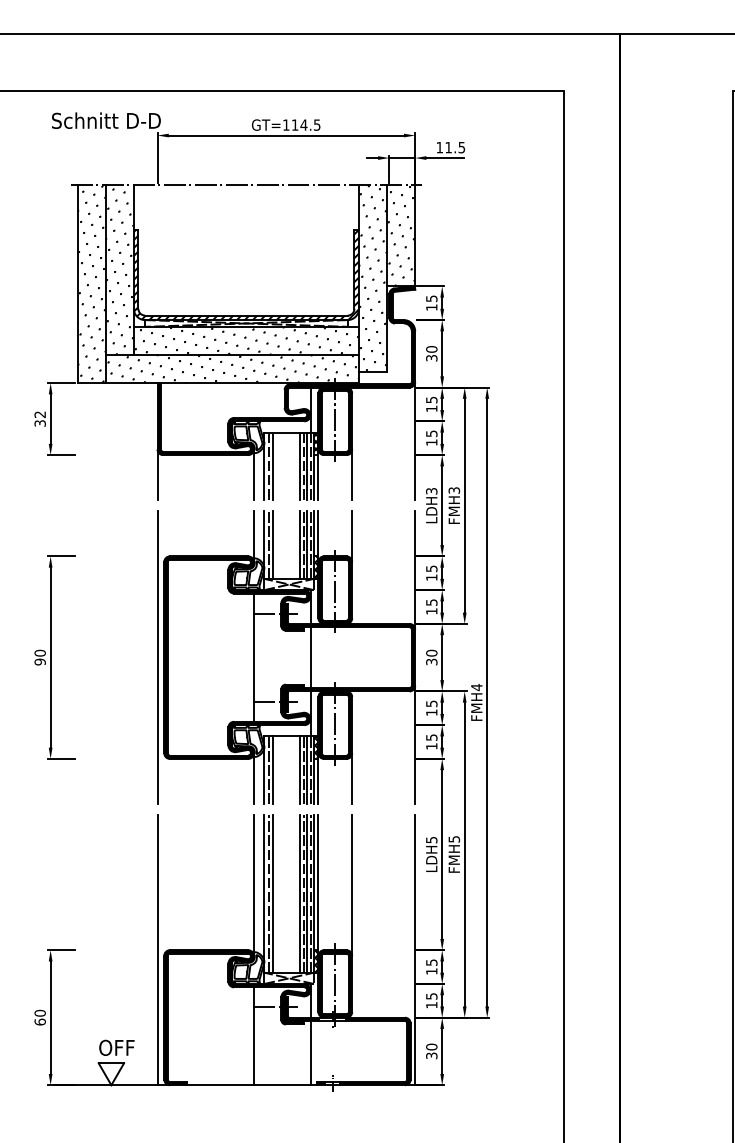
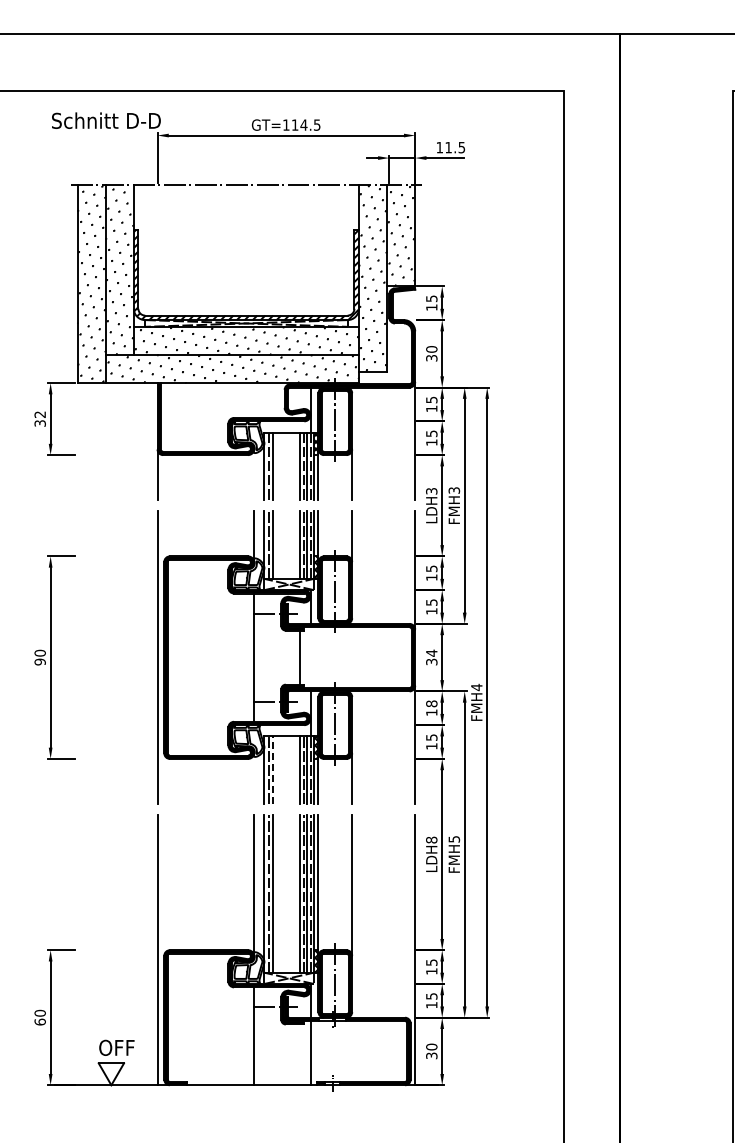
line: present -> none (254, 474)
text: 30 -> 34 (431, 652)
line position: (310, 657) -> (299, 657) (299, 657)
text: 15 -> 18 (431, 703)
line: solid -> dashed (273, 770)
line: present -> none (254, 777)
text: LDH5 -> LDH8 (431, 839)
